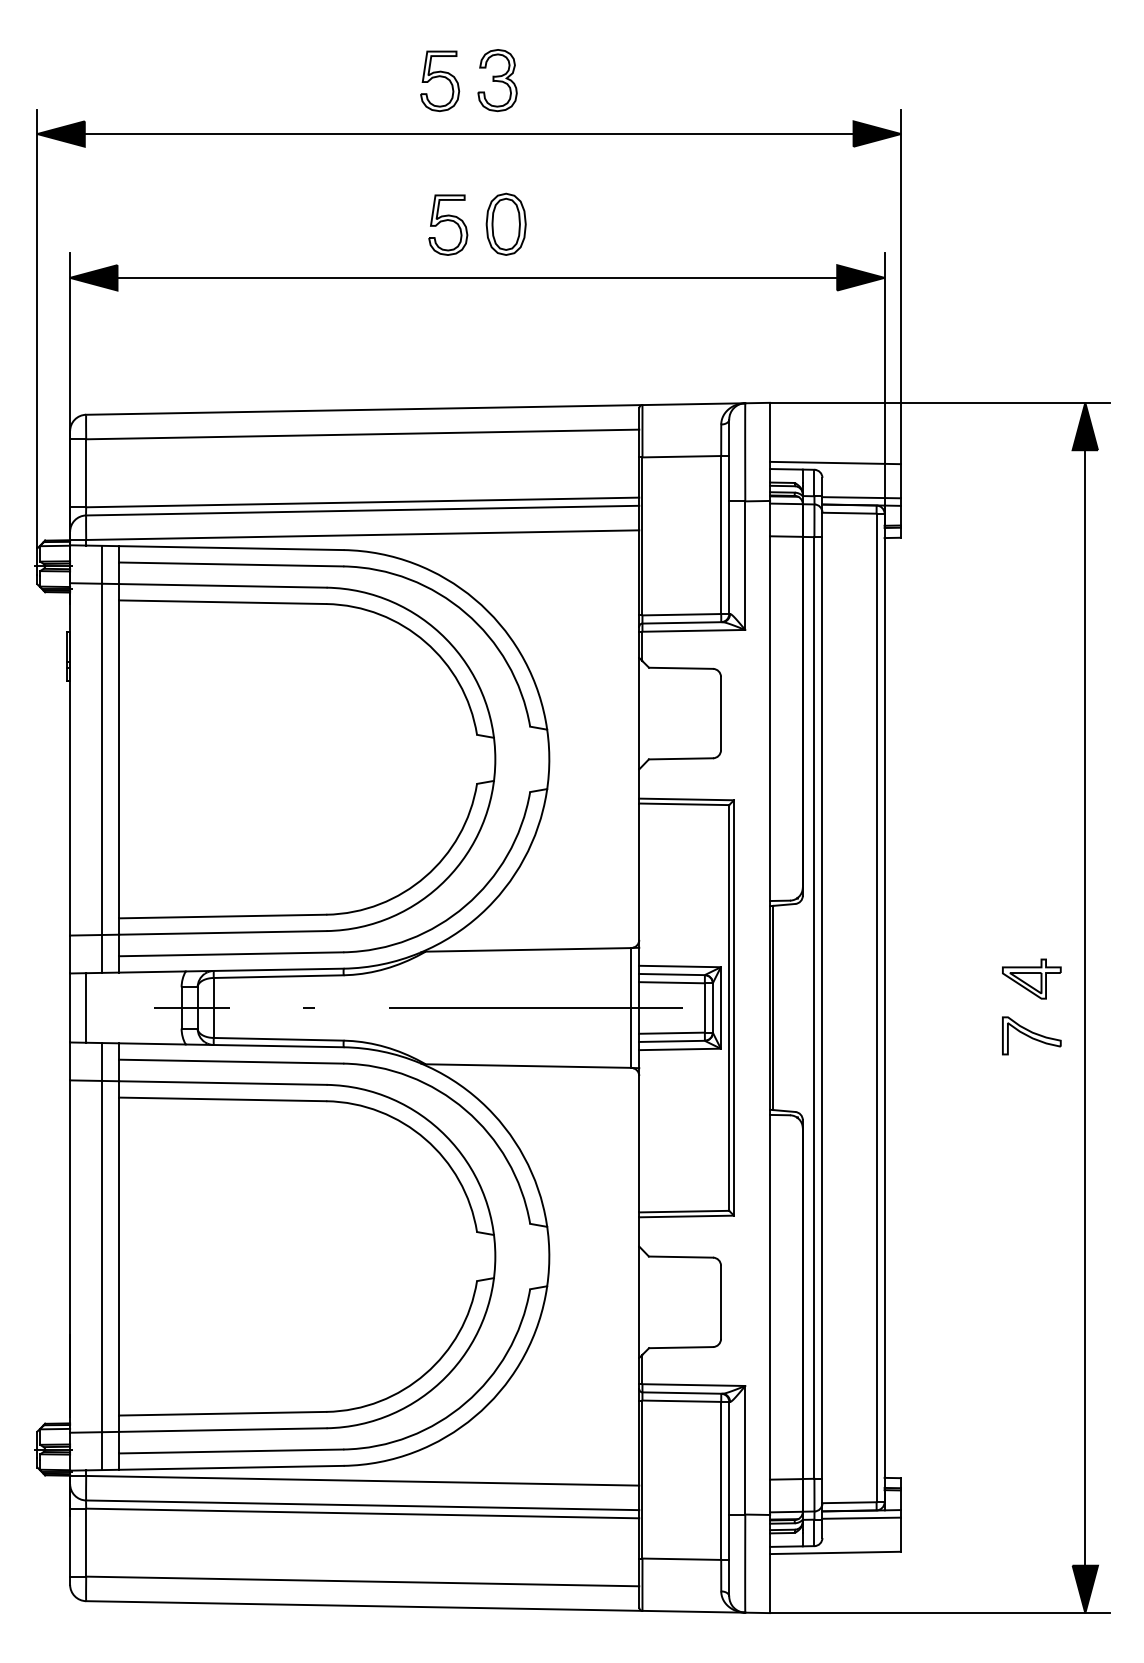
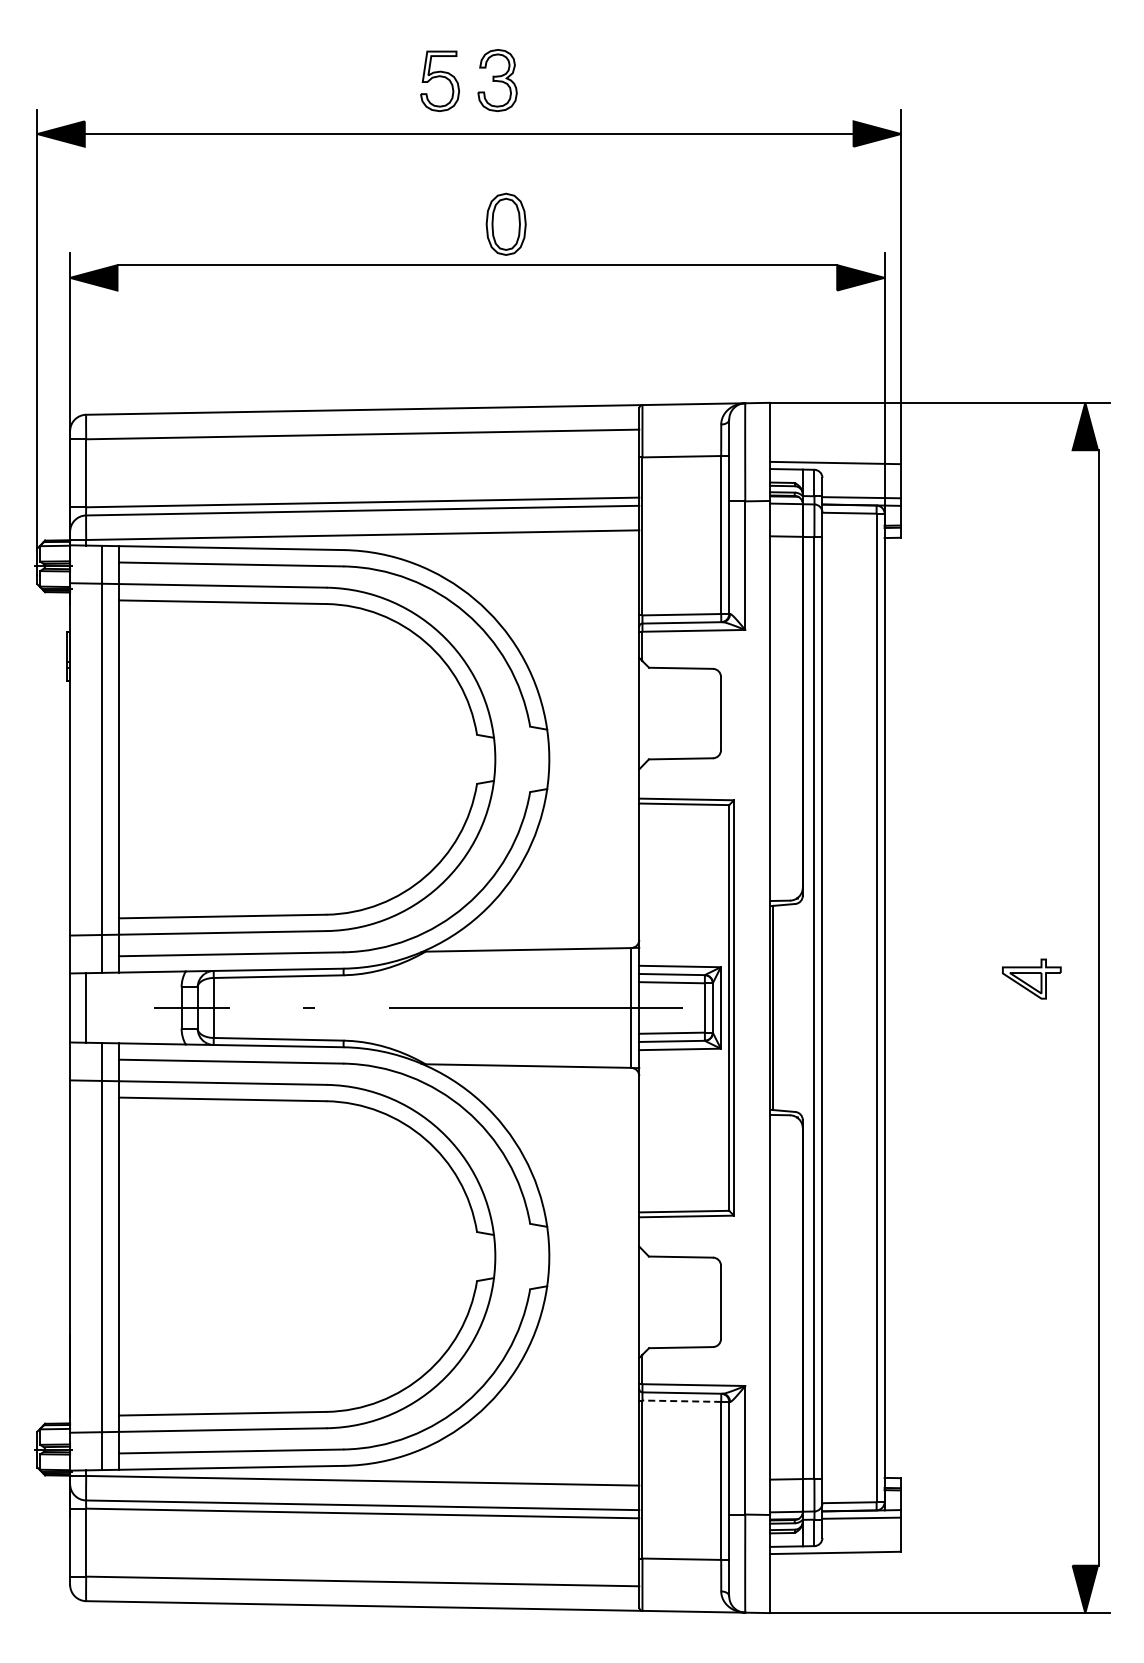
part: present -> none (448, 224)
line position: (477, 277) -> (477, 264) (477, 264)
line position: (1085, 1007) -> (1099, 1007) (1099, 1007)
part: present -> none (1031, 1035)
line: solid -> dashed (681, 1401)
